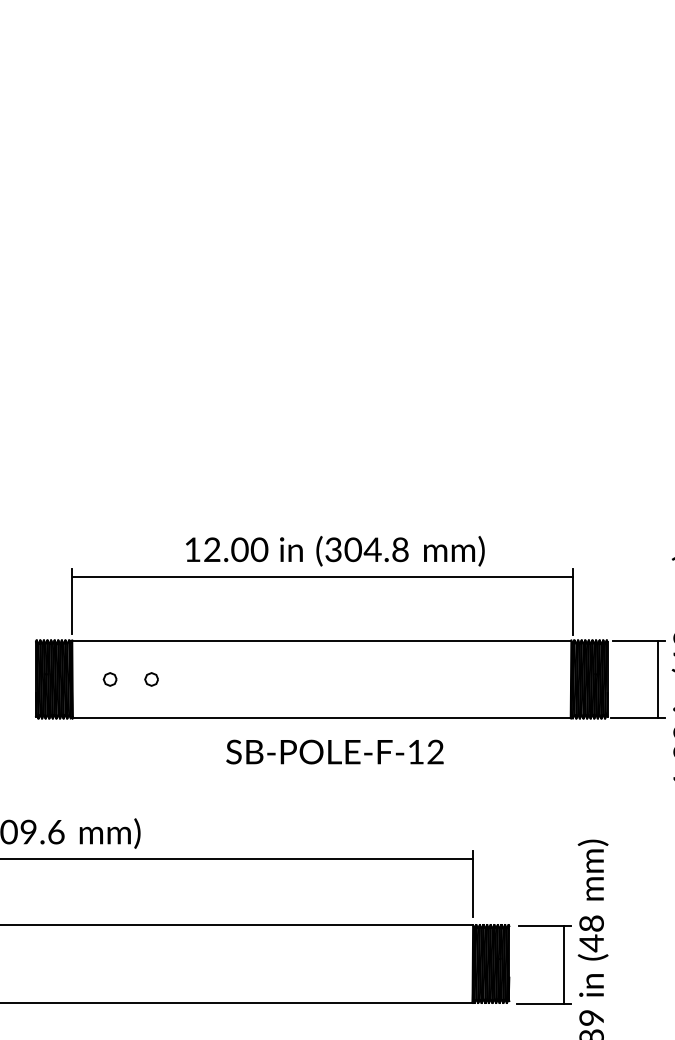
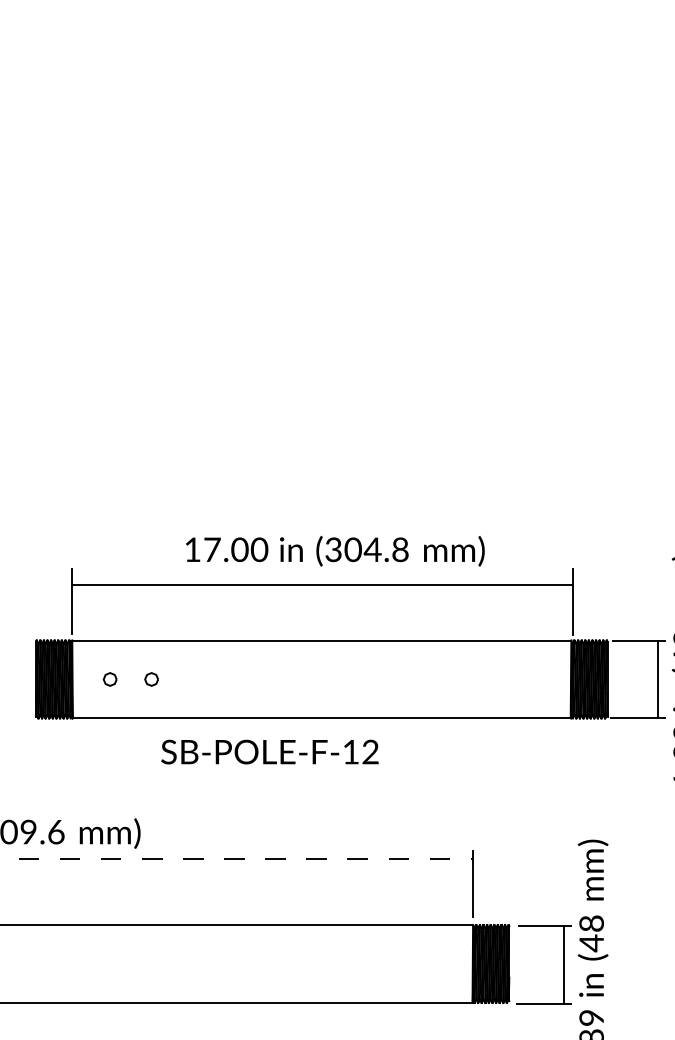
text: 12.00 -> 17.00 (212, 549)
line position: (322, 576) -> (322, 584) (322, 584)
text position: (334, 751) -> (269, 751) (269, 751)
line: solid -> dashed (237, 859)
